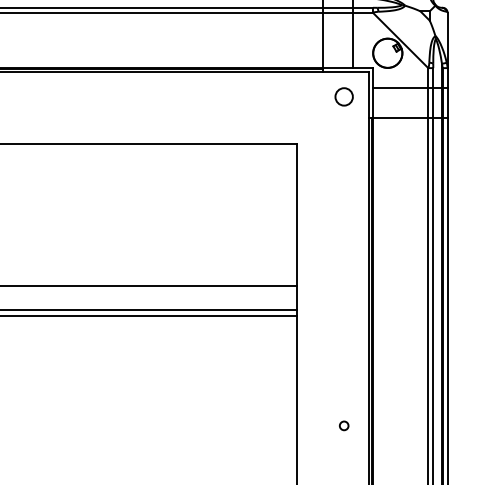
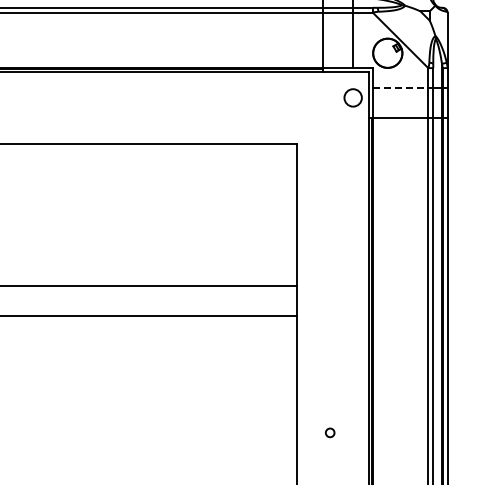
line: solid -> dashed (400, 88)
circle position: (343, 96) -> (352, 97) (352, 97)
line: present -> none (149, 309)
circle position: (344, 425) -> (330, 432) (330, 432)
